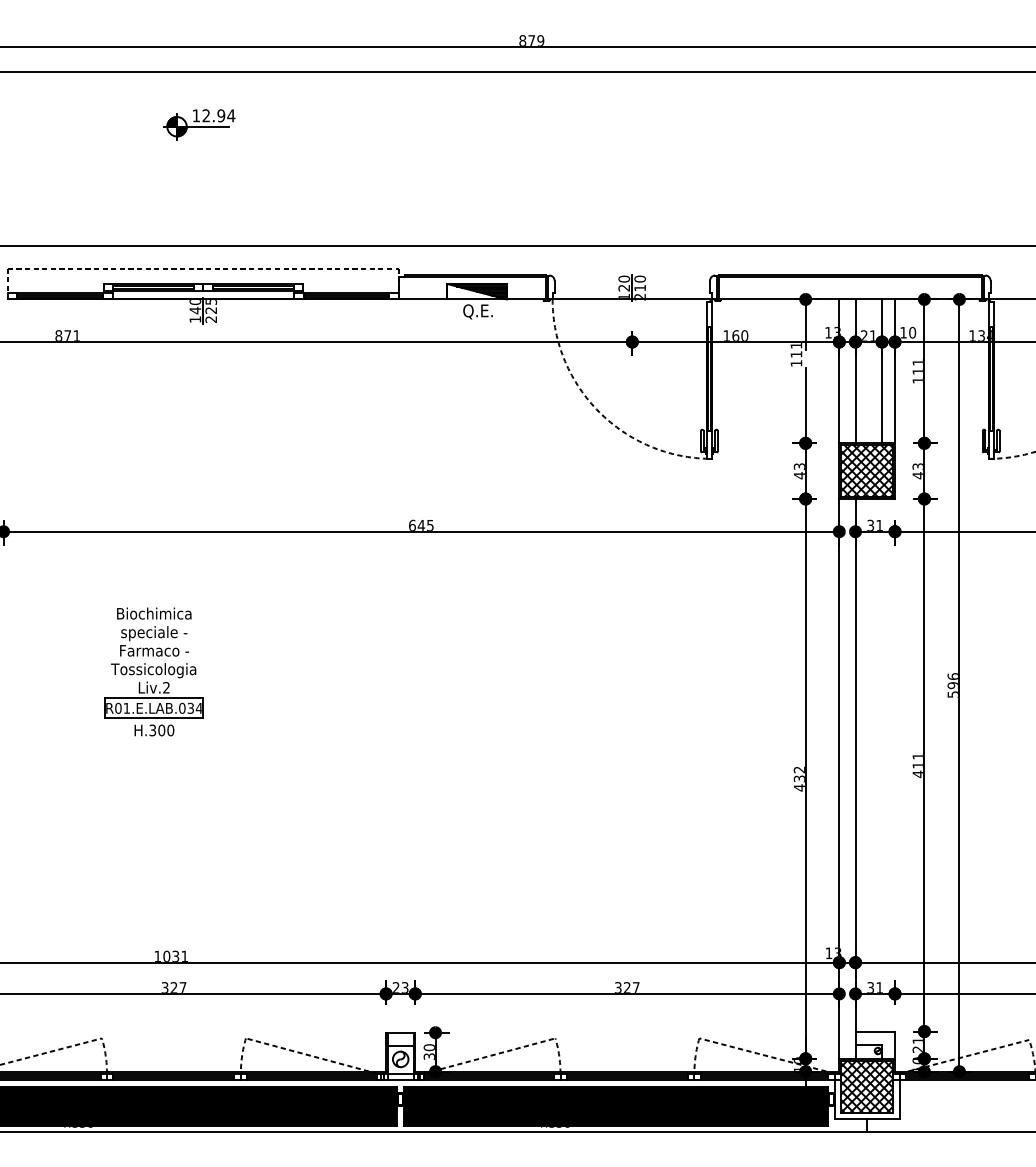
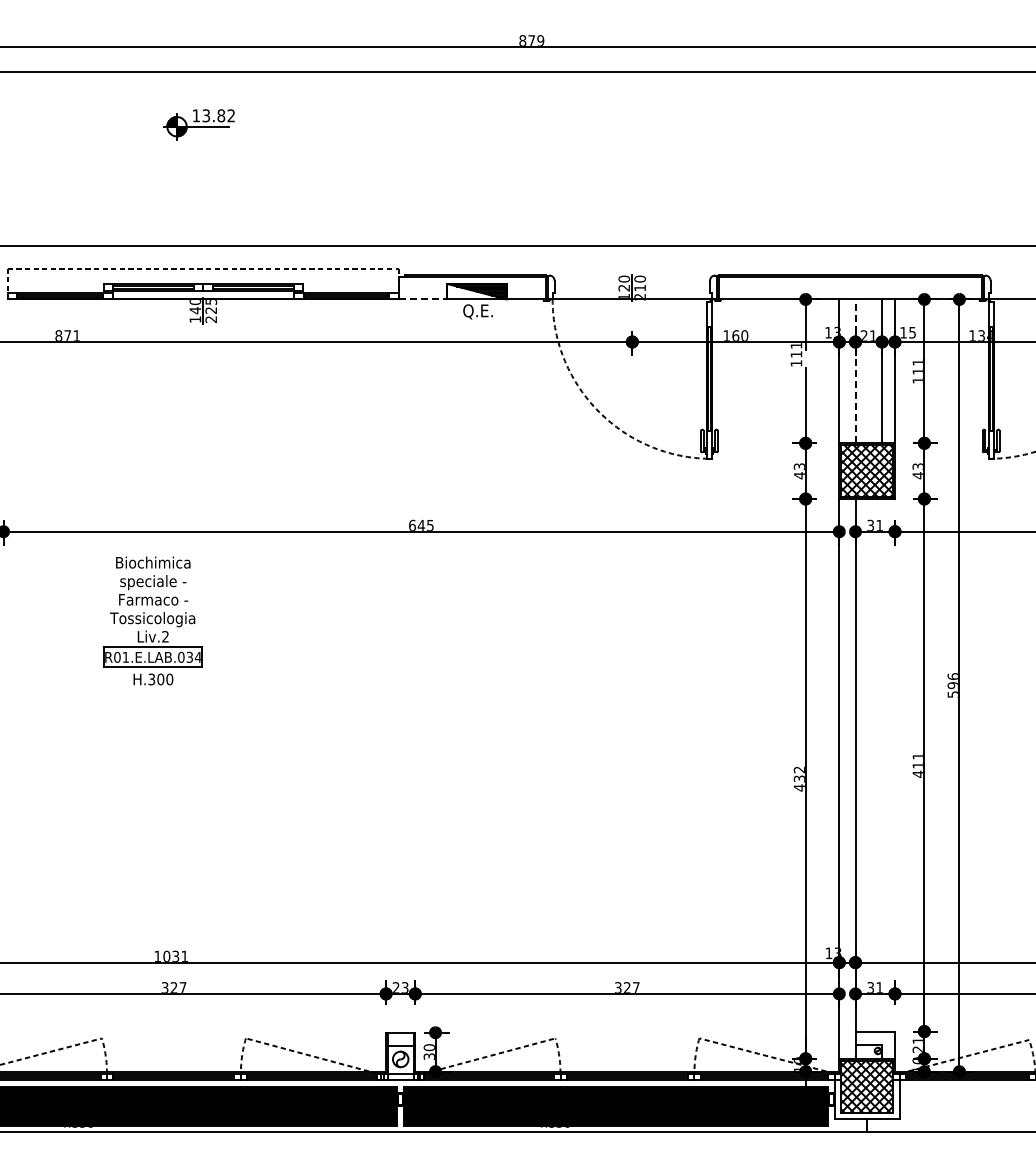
text: 12.94 -> 13.82 (218, 115)
line: solid -> dashed (423, 299)
text: 10 -> 15 (912, 332)
line: solid -> dashed (855, 371)
part position: (153, 671) -> (152, 620) (152, 620)
